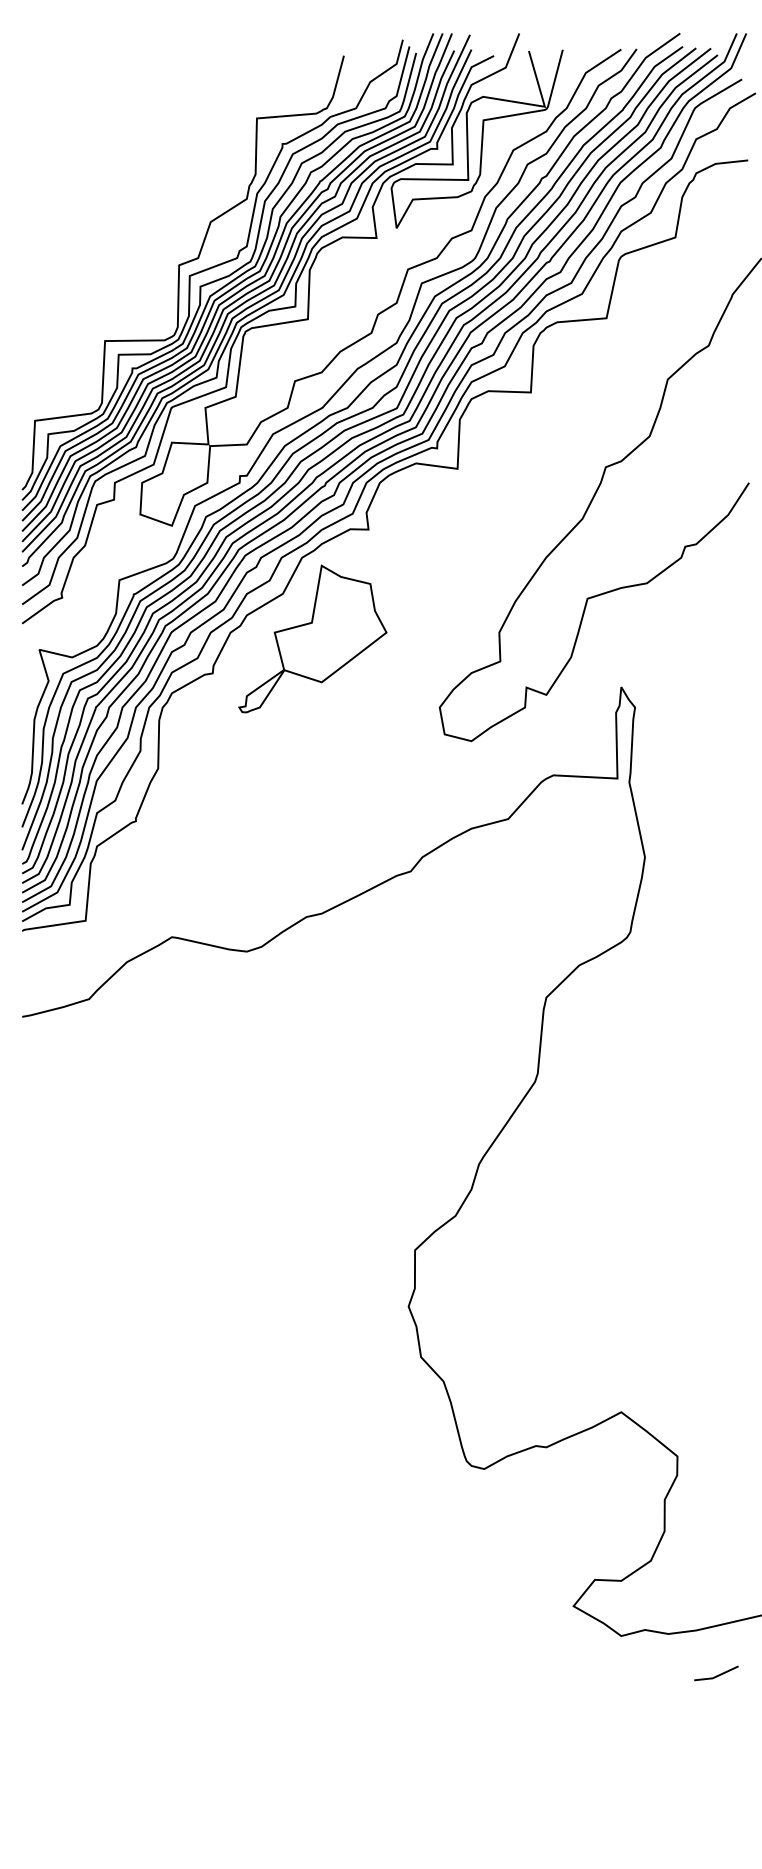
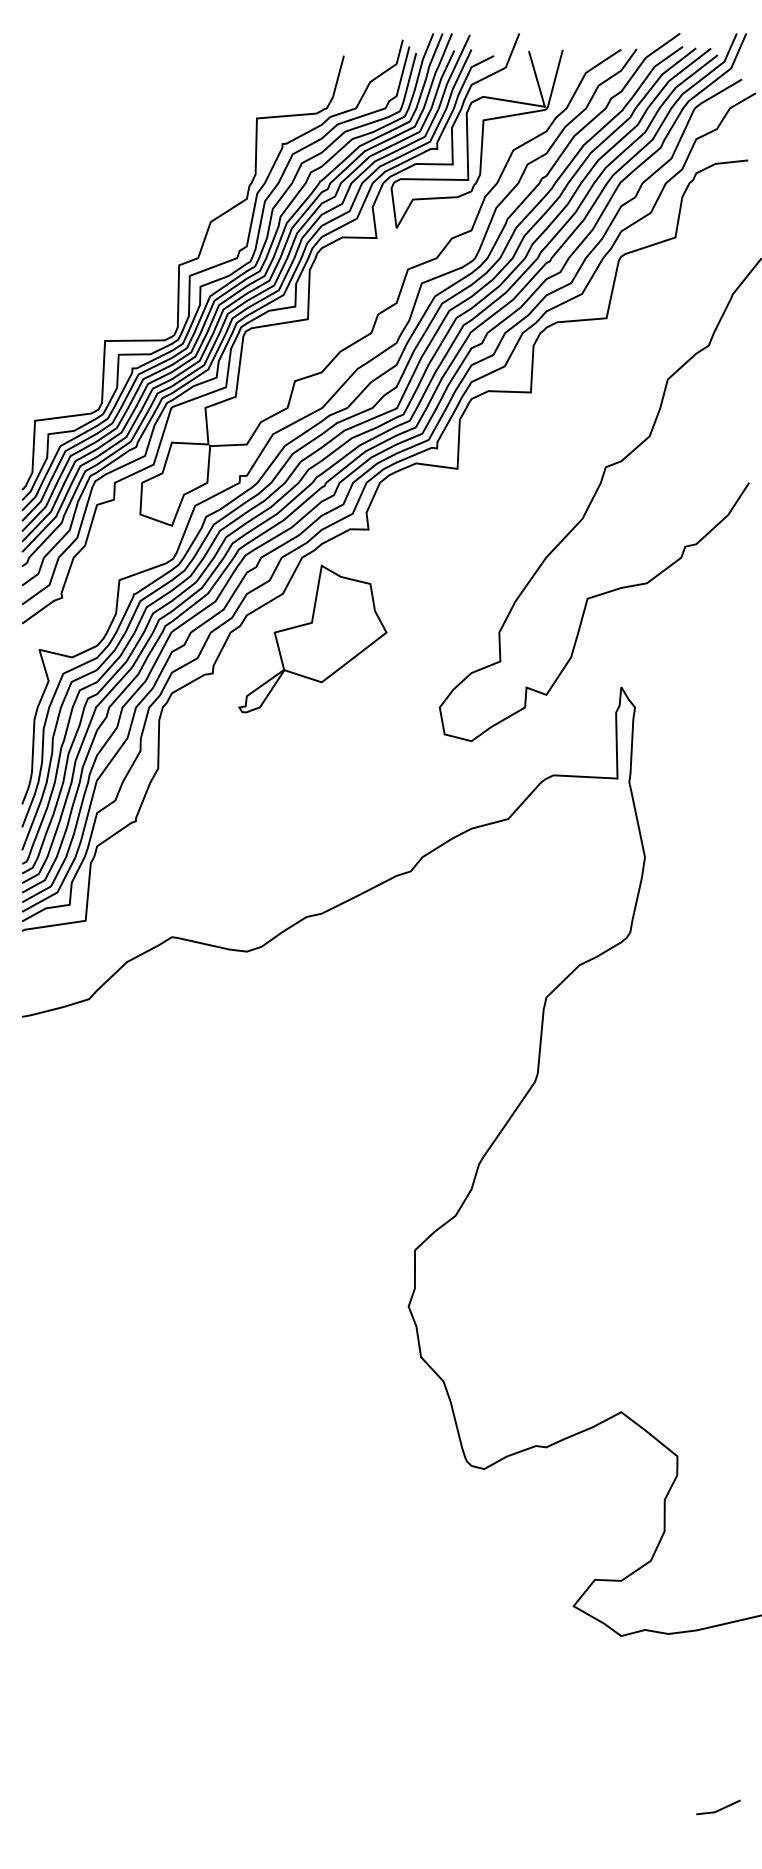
line position: (716, 1675) -> (718, 1809) (718, 1809)
